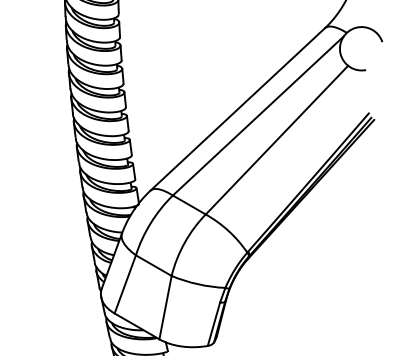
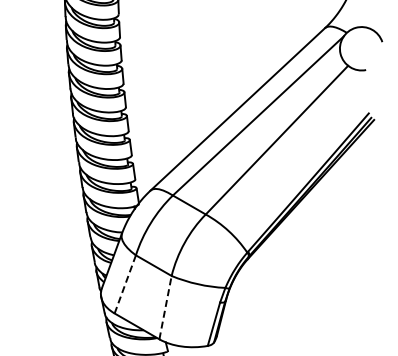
line: solid -> dashed (125, 284)
line: solid -> dashed (165, 307)
